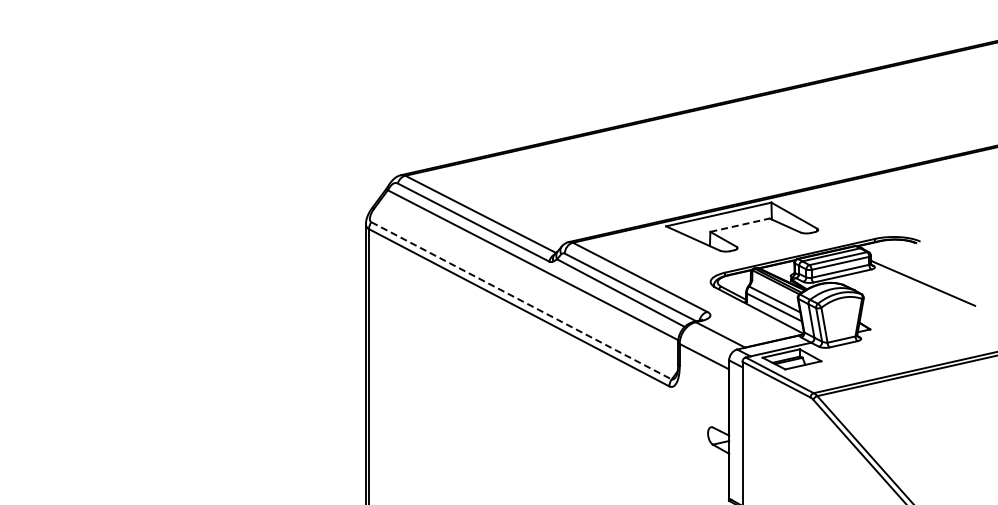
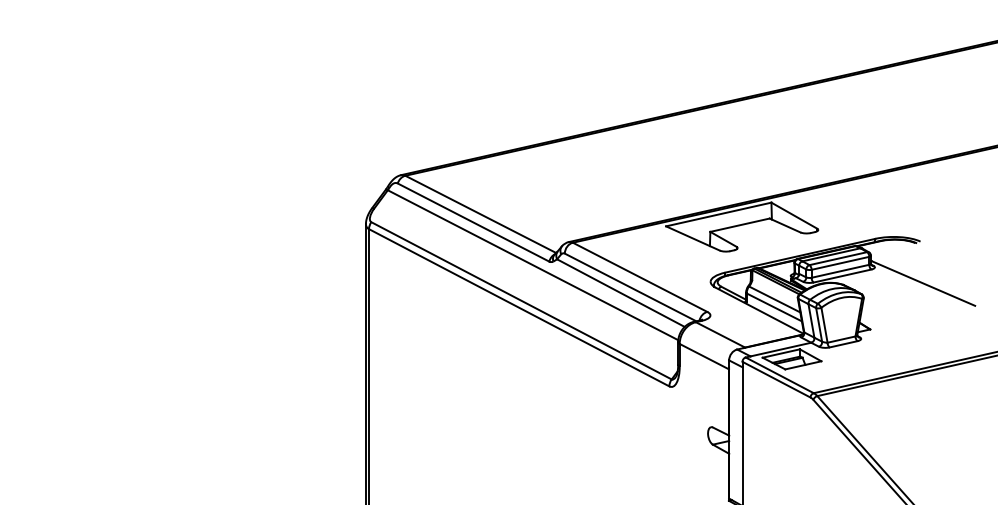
line: dashed -> solid (740, 225)
line: dashed -> solid (521, 300)
